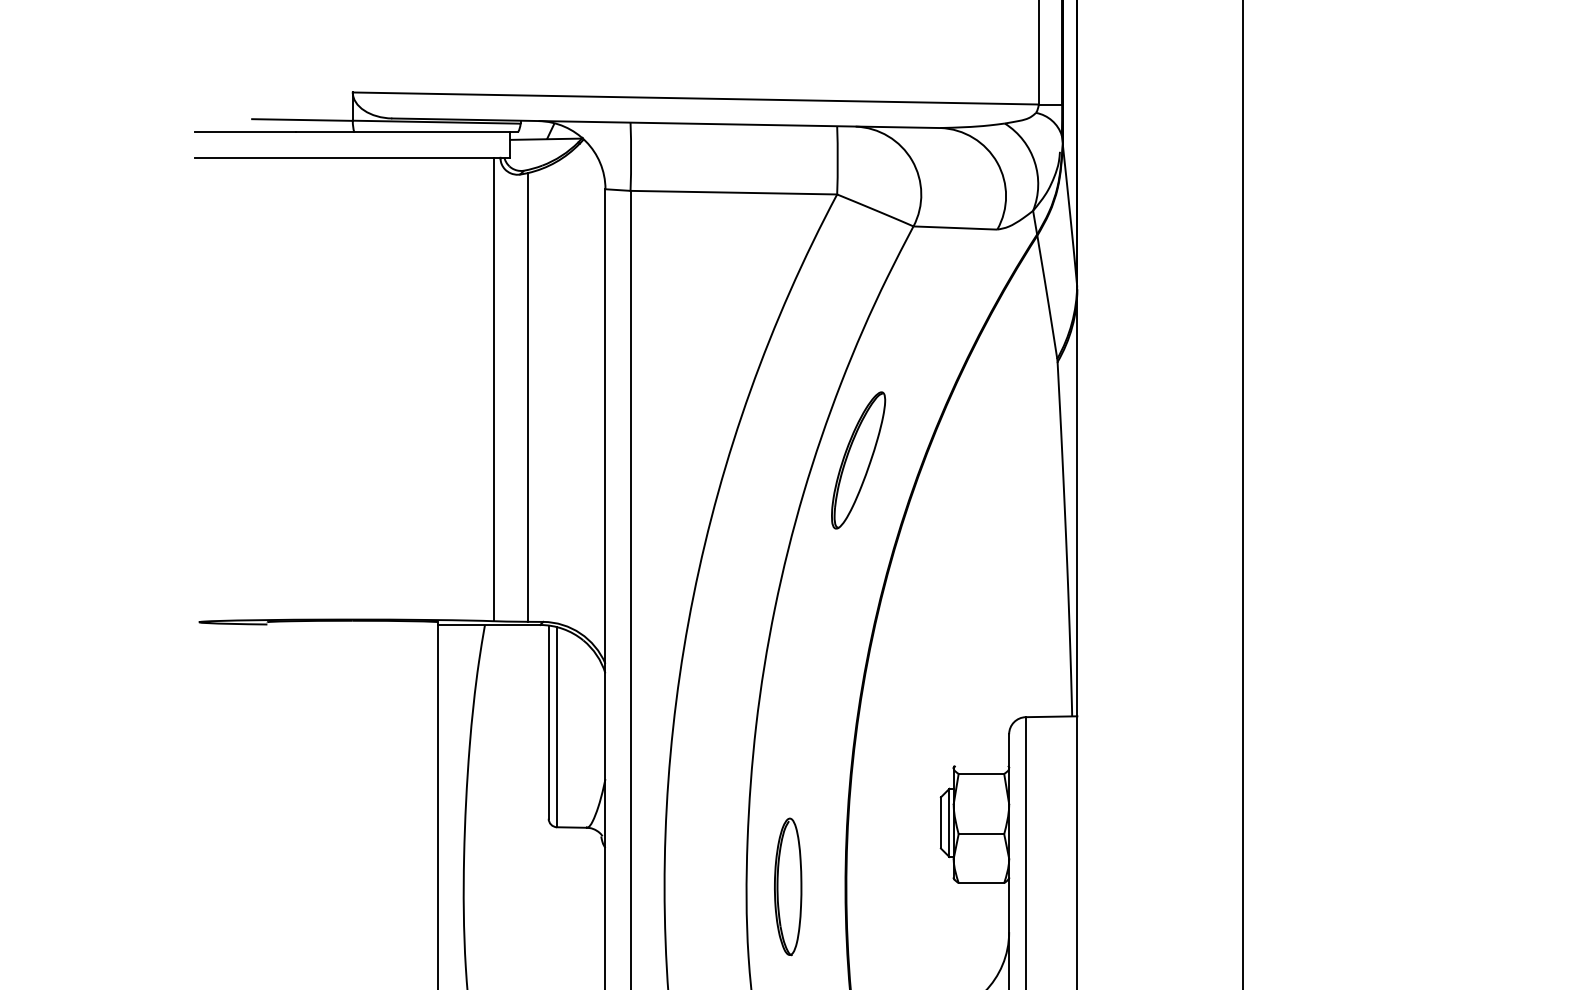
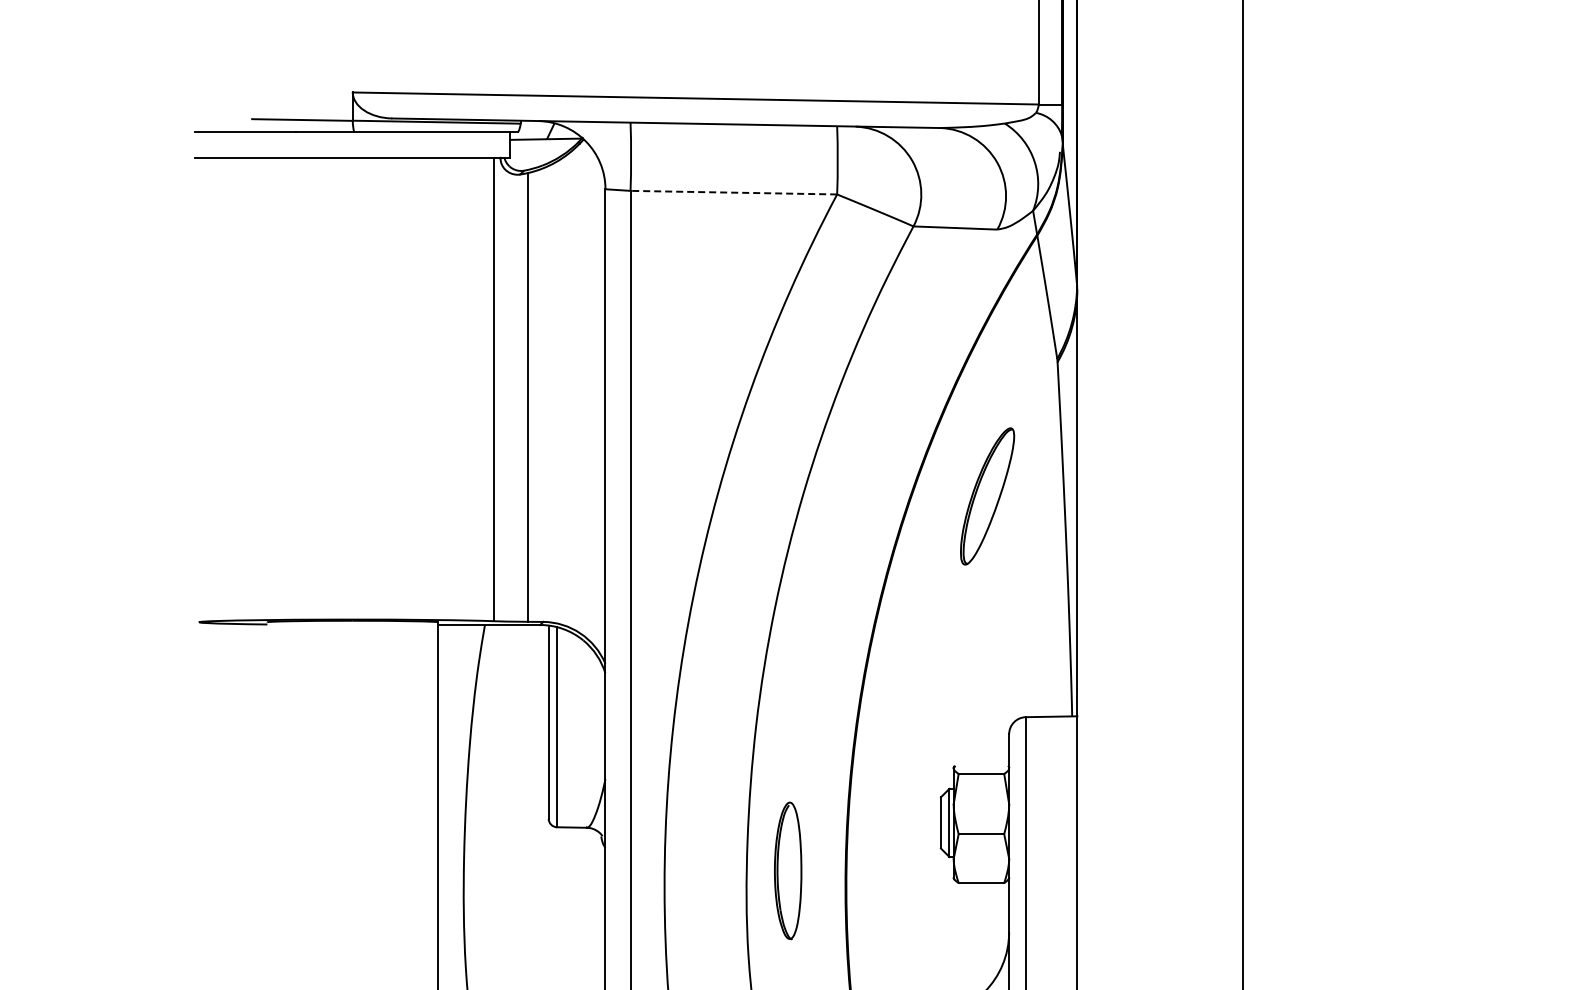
line: solid -> dashed (733, 192)
part position: (858, 460) -> (987, 496) (987, 496)
part position: (788, 886) -> (788, 870) (788, 870)
